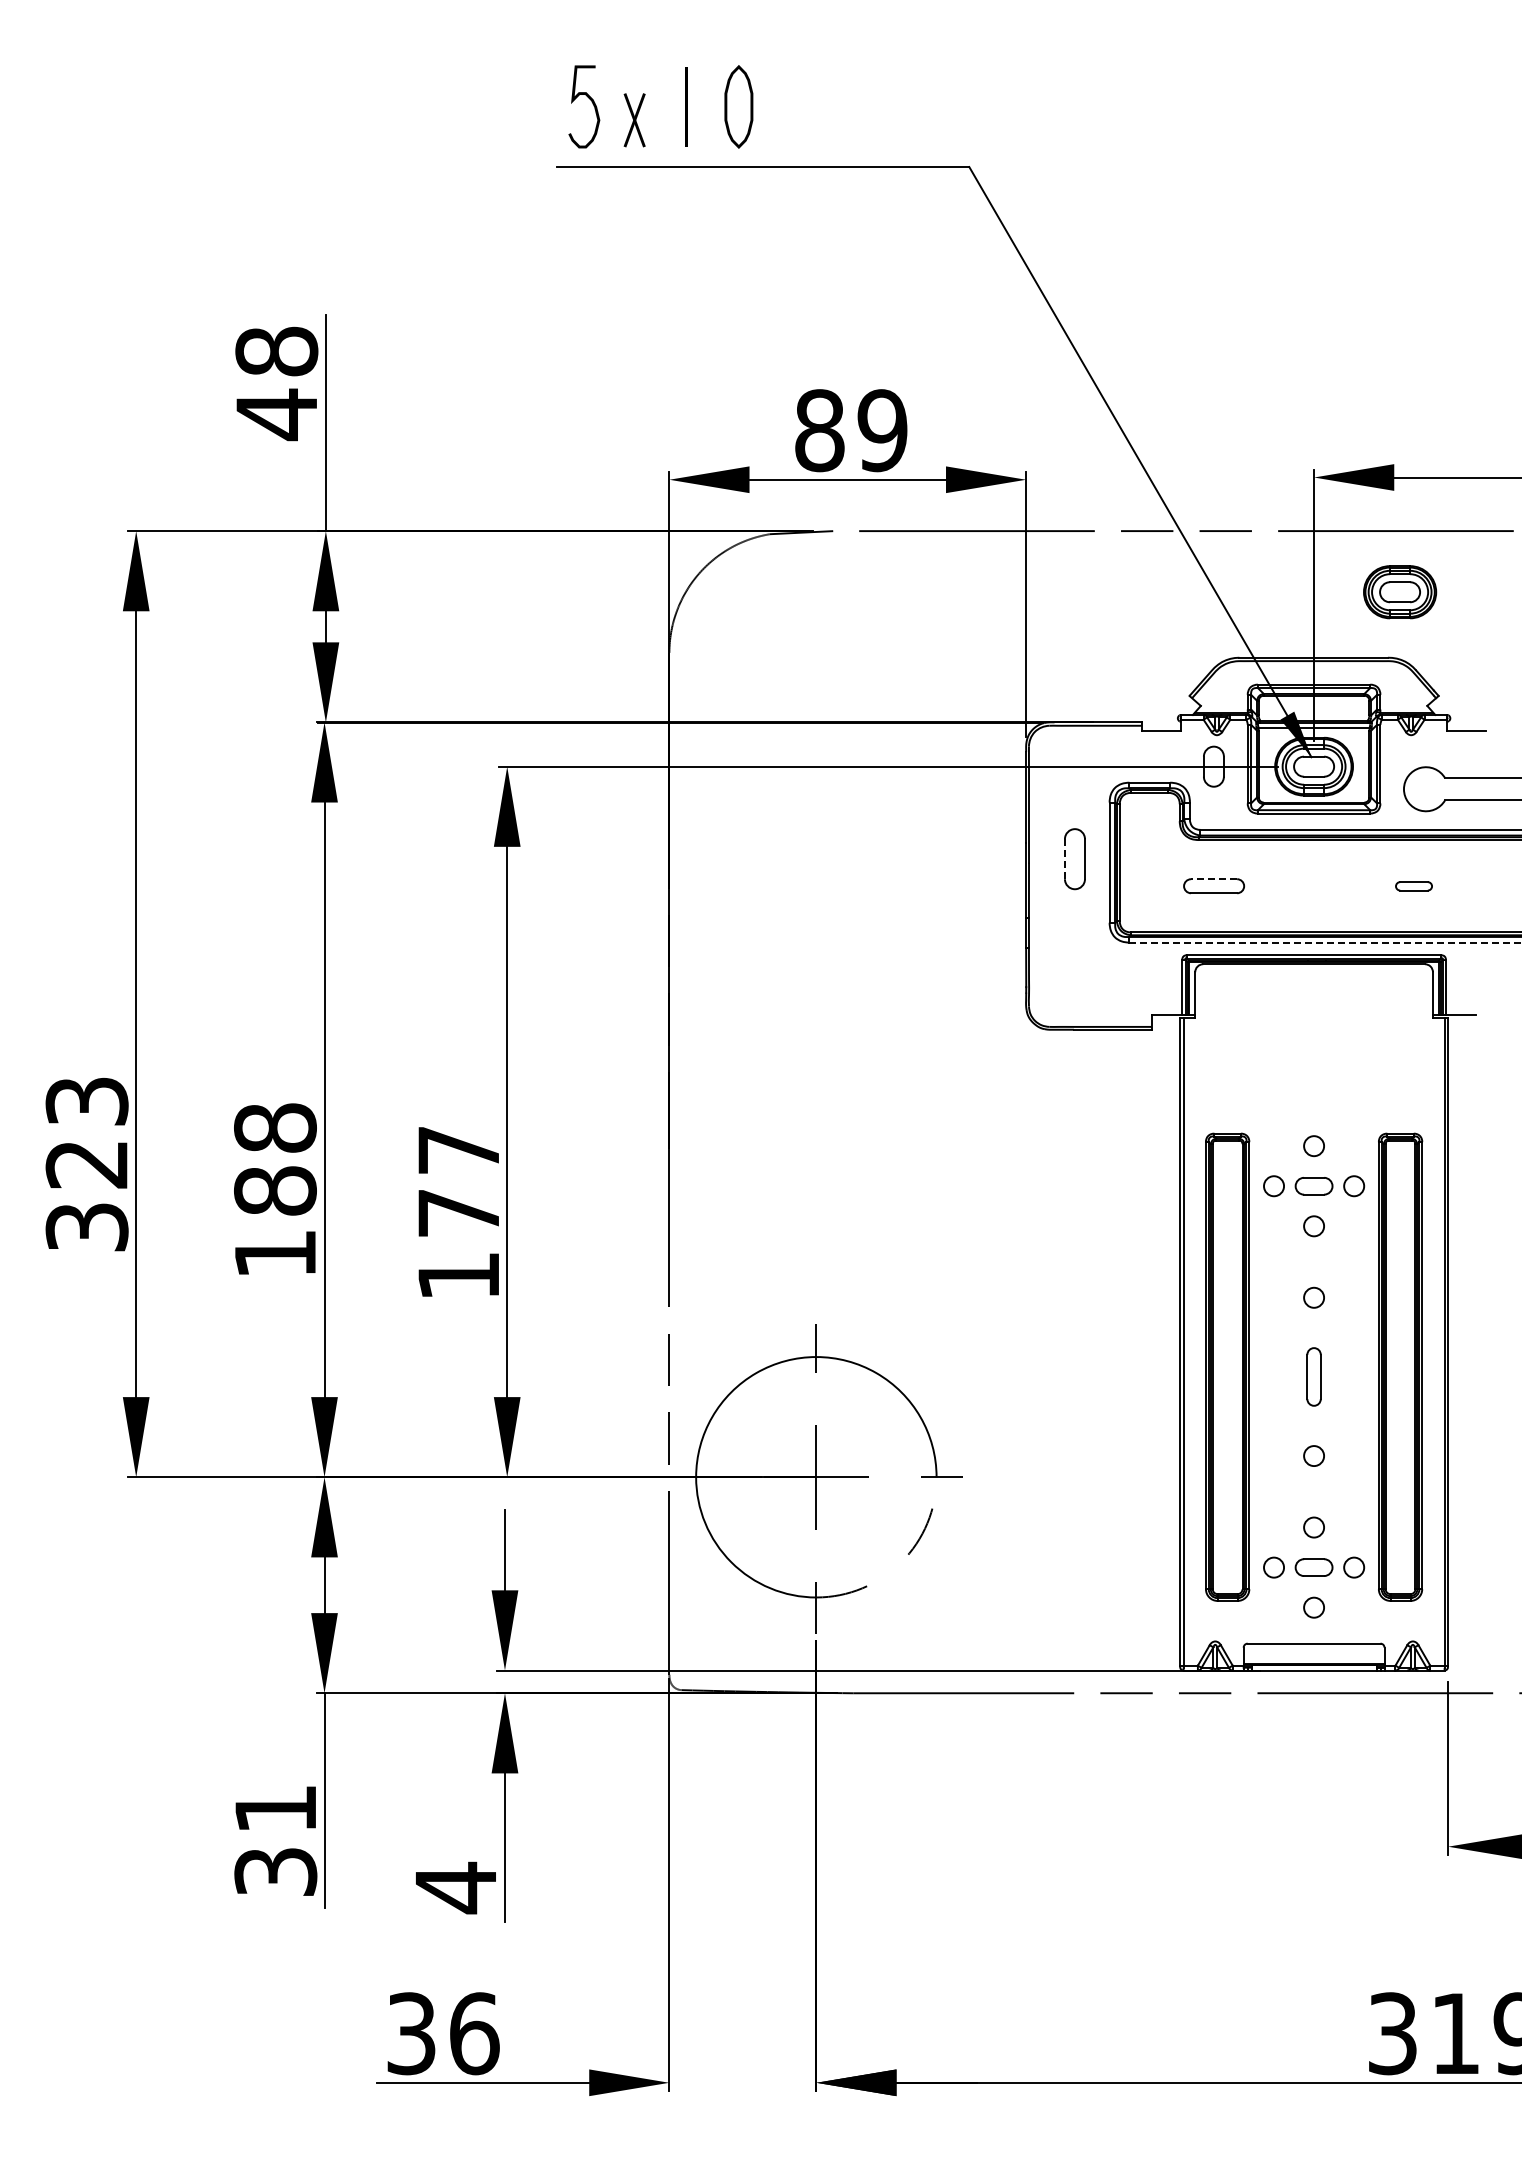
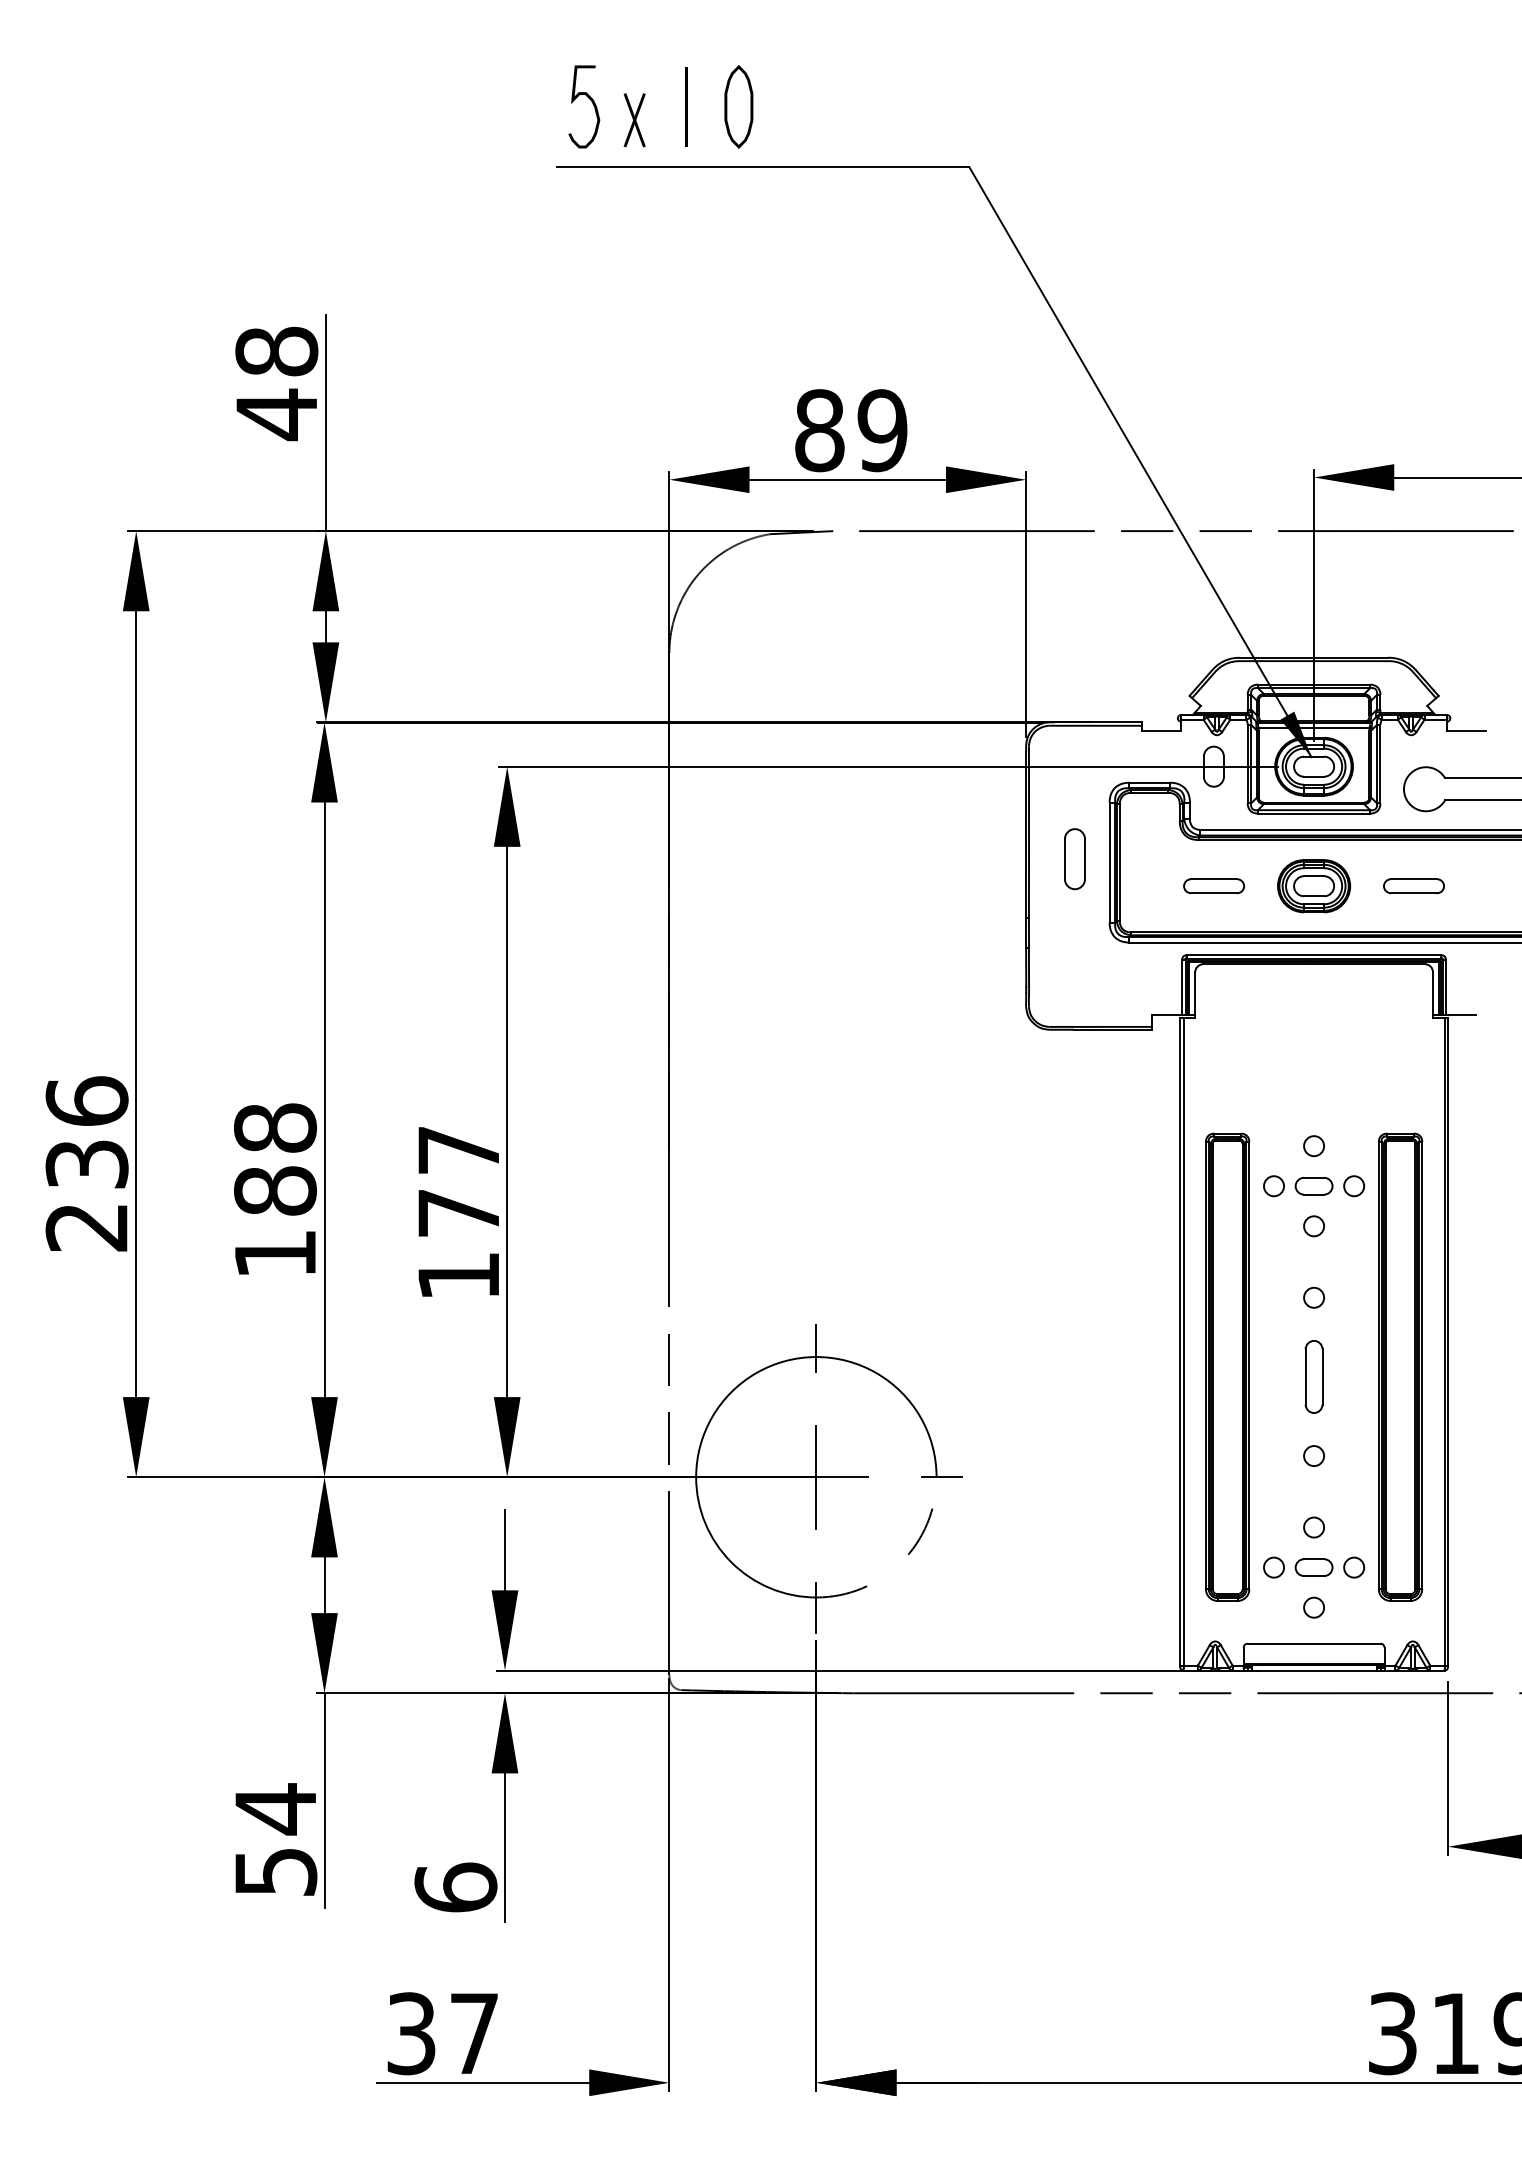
part position: (1400, 592) -> (1314, 886) (1314, 886)
line: dashed -> solid (1064, 859)
line: dashed -> solid (1213, 879)
part size: 38x11 px -> 62x17 px (1413, 886)
line: dashed -> solid (1325, 942)
text: 323 -> 236 (86, 1163)
part size: 16x60 px -> 20x74 px (1313, 1376)
text: 31 -> 54 (275, 1839)
text: 4 -> 6 (455, 1887)
text: 36 -> 37 (474, 2033)
